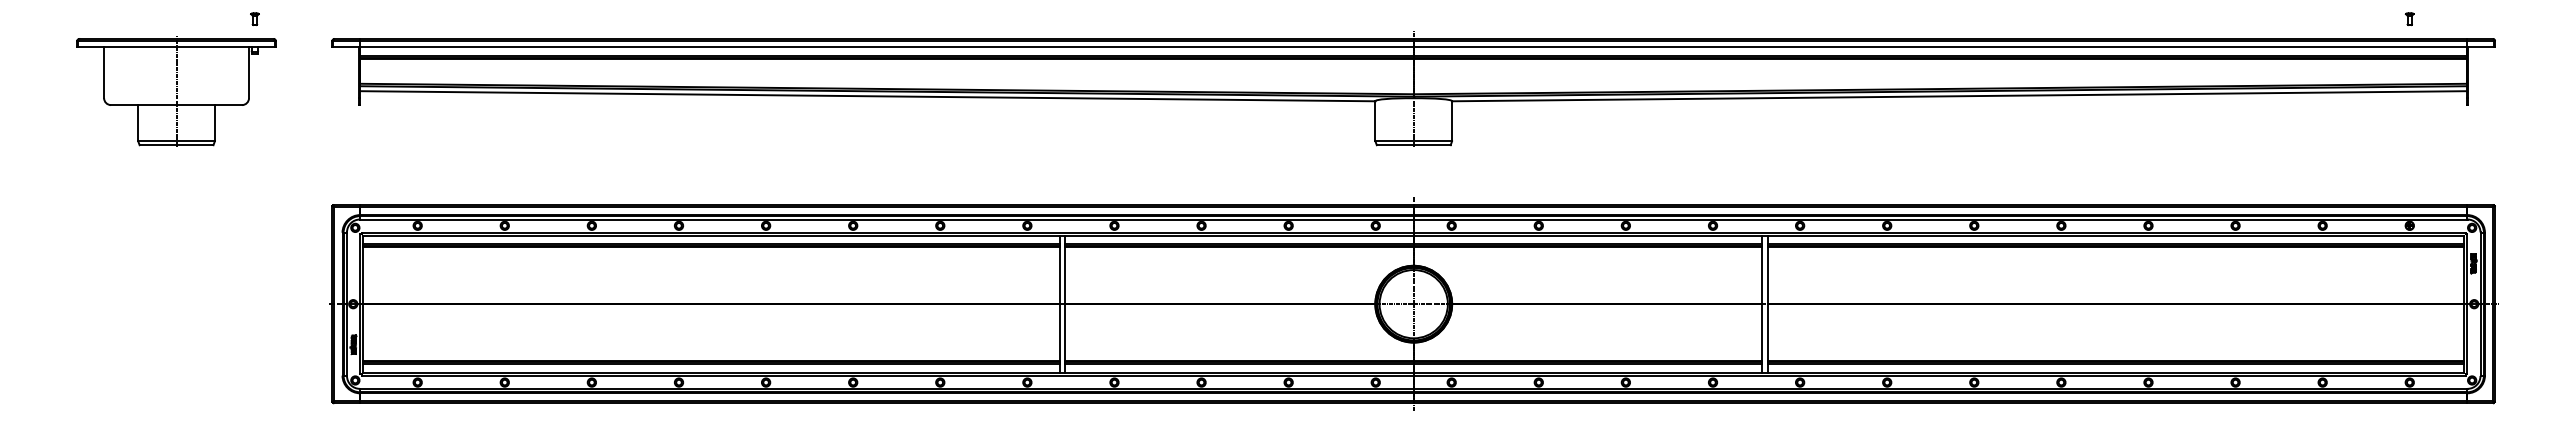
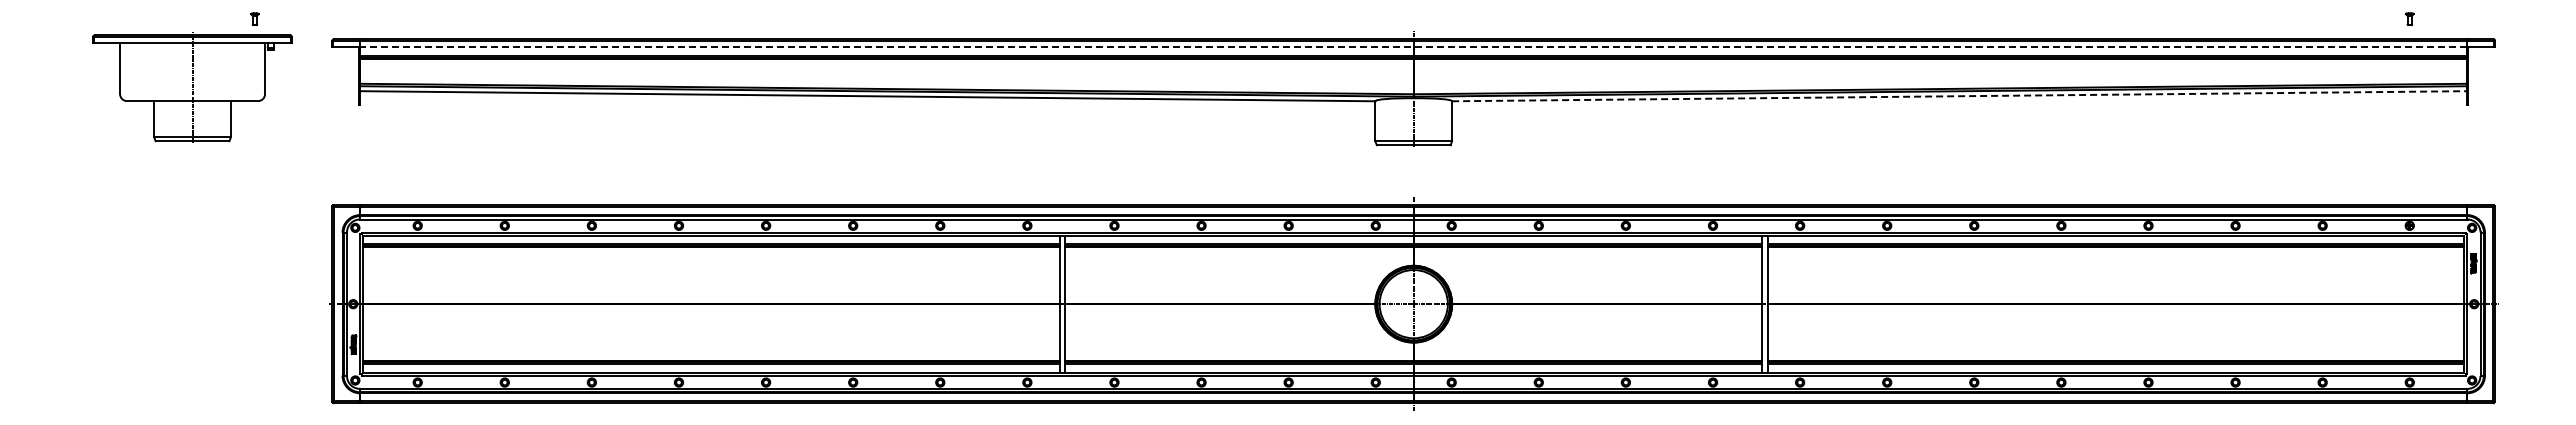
line: solid -> dashed (1413, 47)
part position: (176, 91) -> (192, 87) (192, 87)
line: solid -> dashed (1959, 96)
